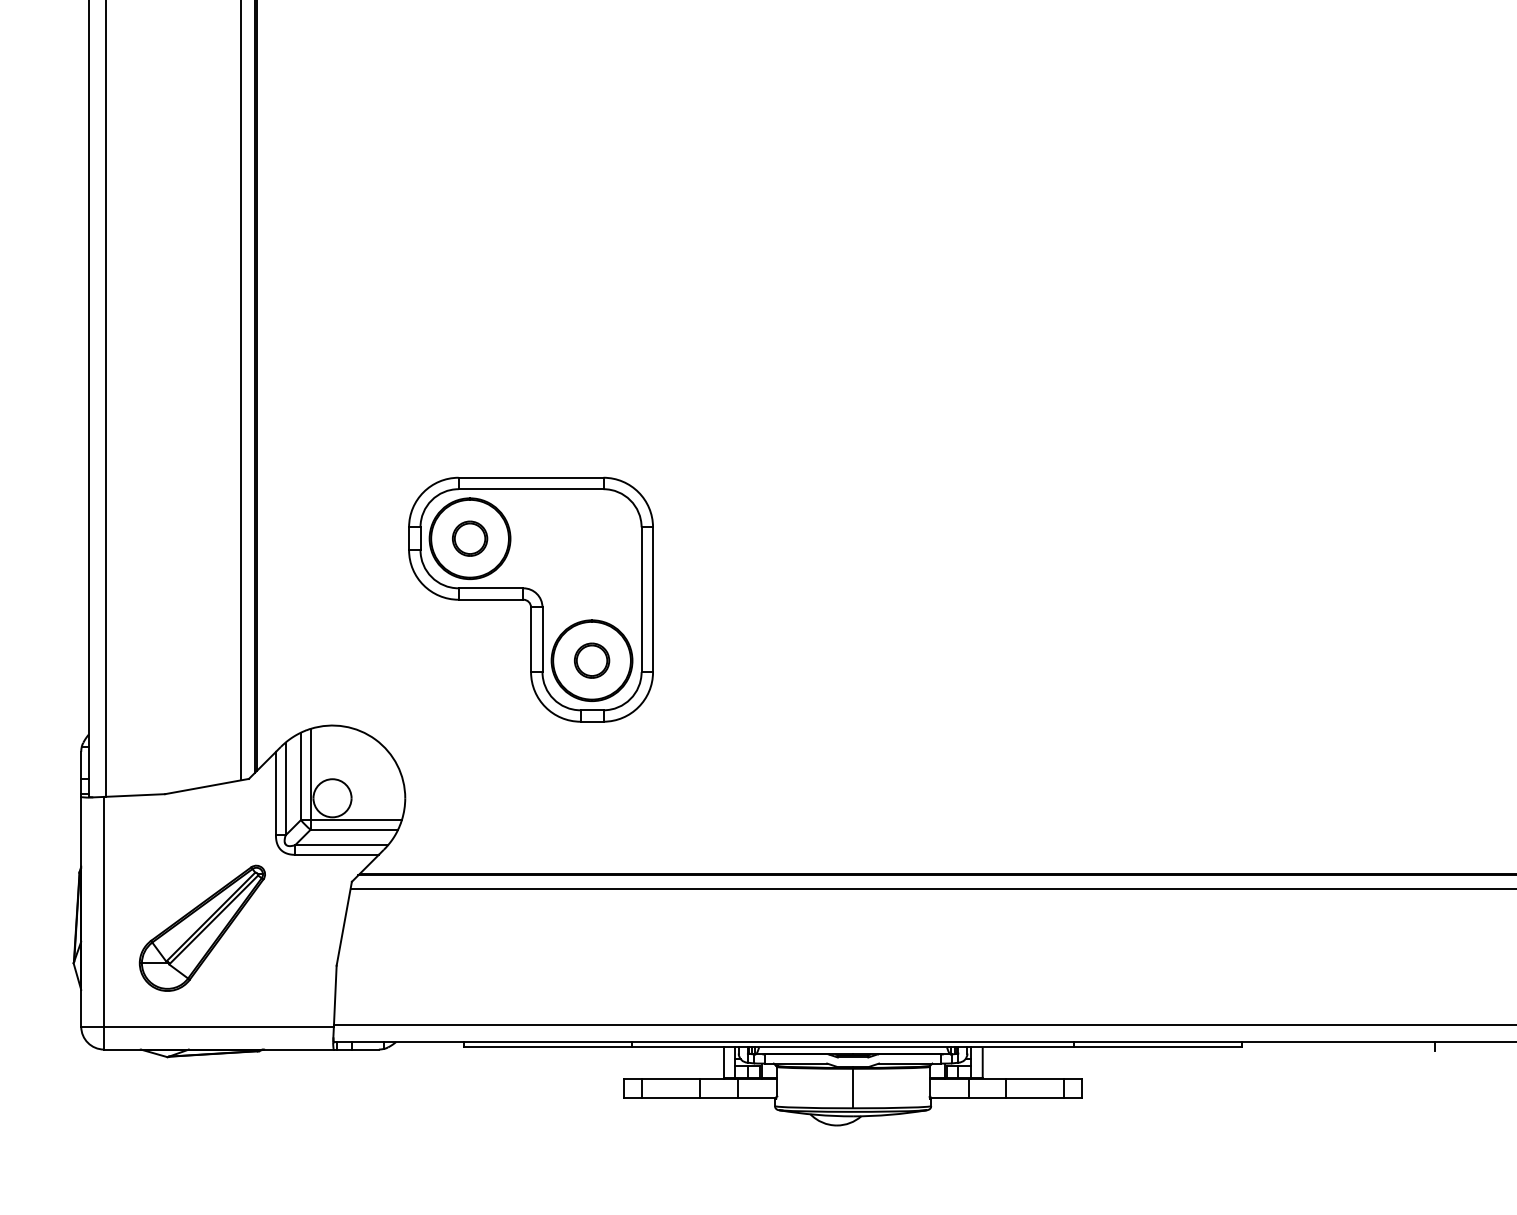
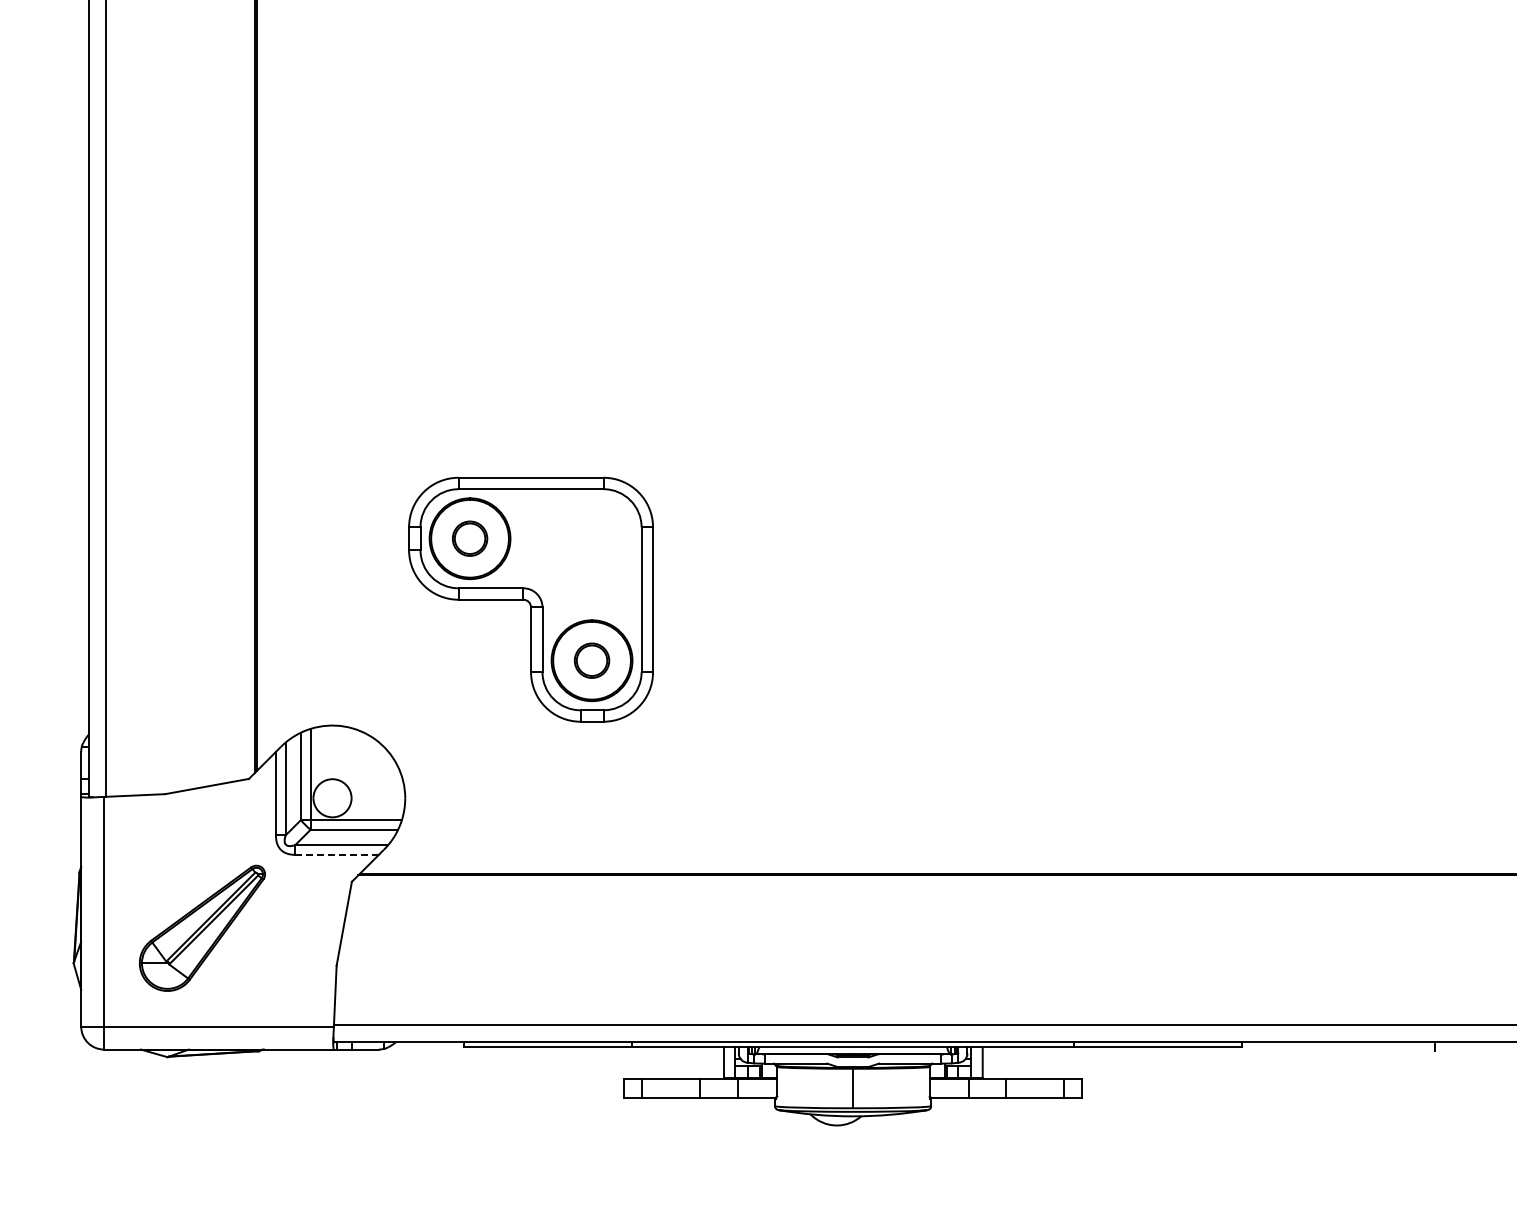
line: present -> none (241, 391)
line: solid -> dashed (337, 854)
line: present -> none (931, 889)
